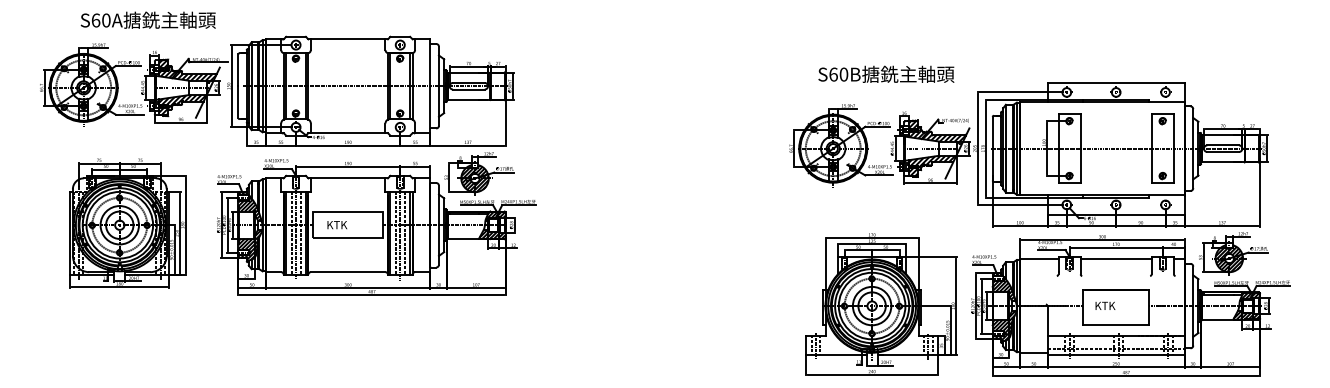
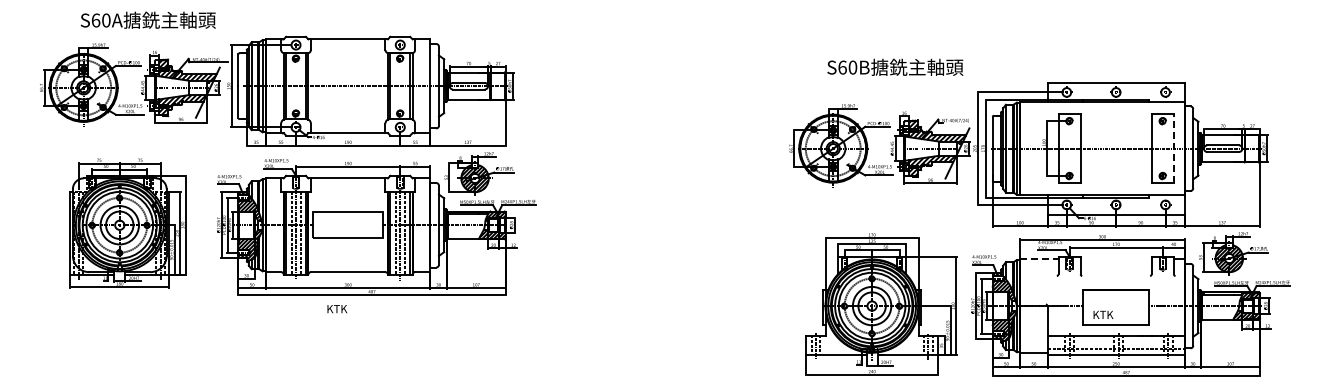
text position: (886, 73) -> (895, 66) (895, 66)
line: solid -> dashed (1173, 148)
text position: (337, 225) -> (337, 309) (337, 309)
line: solid -> dashed (1039, 259)
line: present -> none (1115, 259)
text position: (1105, 305) -> (1103, 314) (1103, 314)
